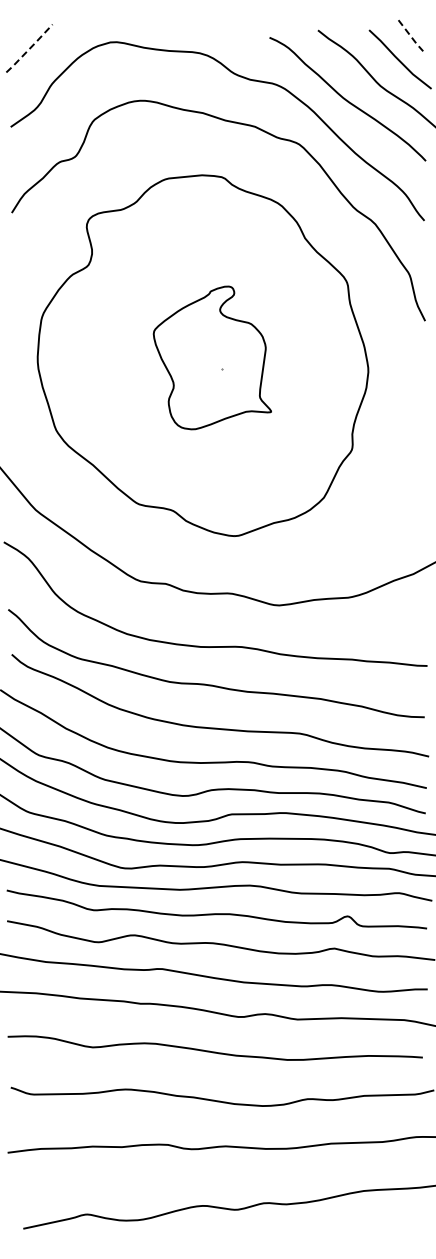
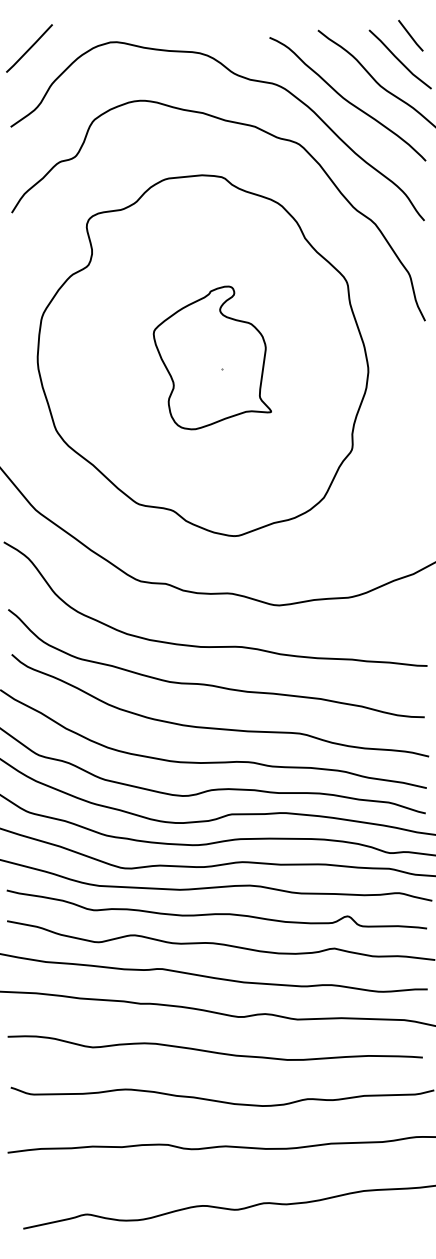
line: dashed -> solid (411, 36)
line: dashed -> solid (29, 48)
